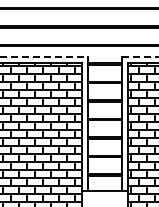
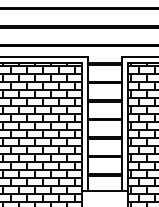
line: dashed -> solid (44, 56)
line: dashed -> solid (140, 56)
